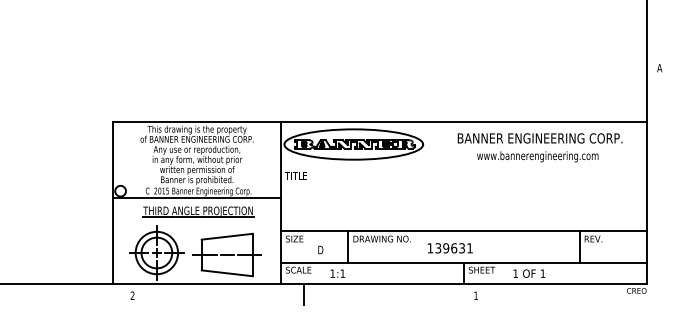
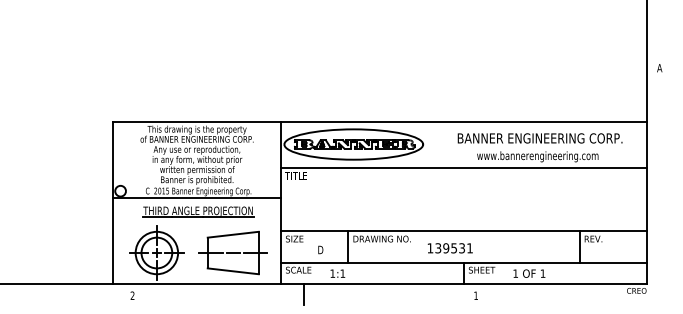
line: none -> present (464, 167)
text: 139631 -> 139531 (454, 248)
part position: (226, 254) -> (232, 252) (232, 252)
